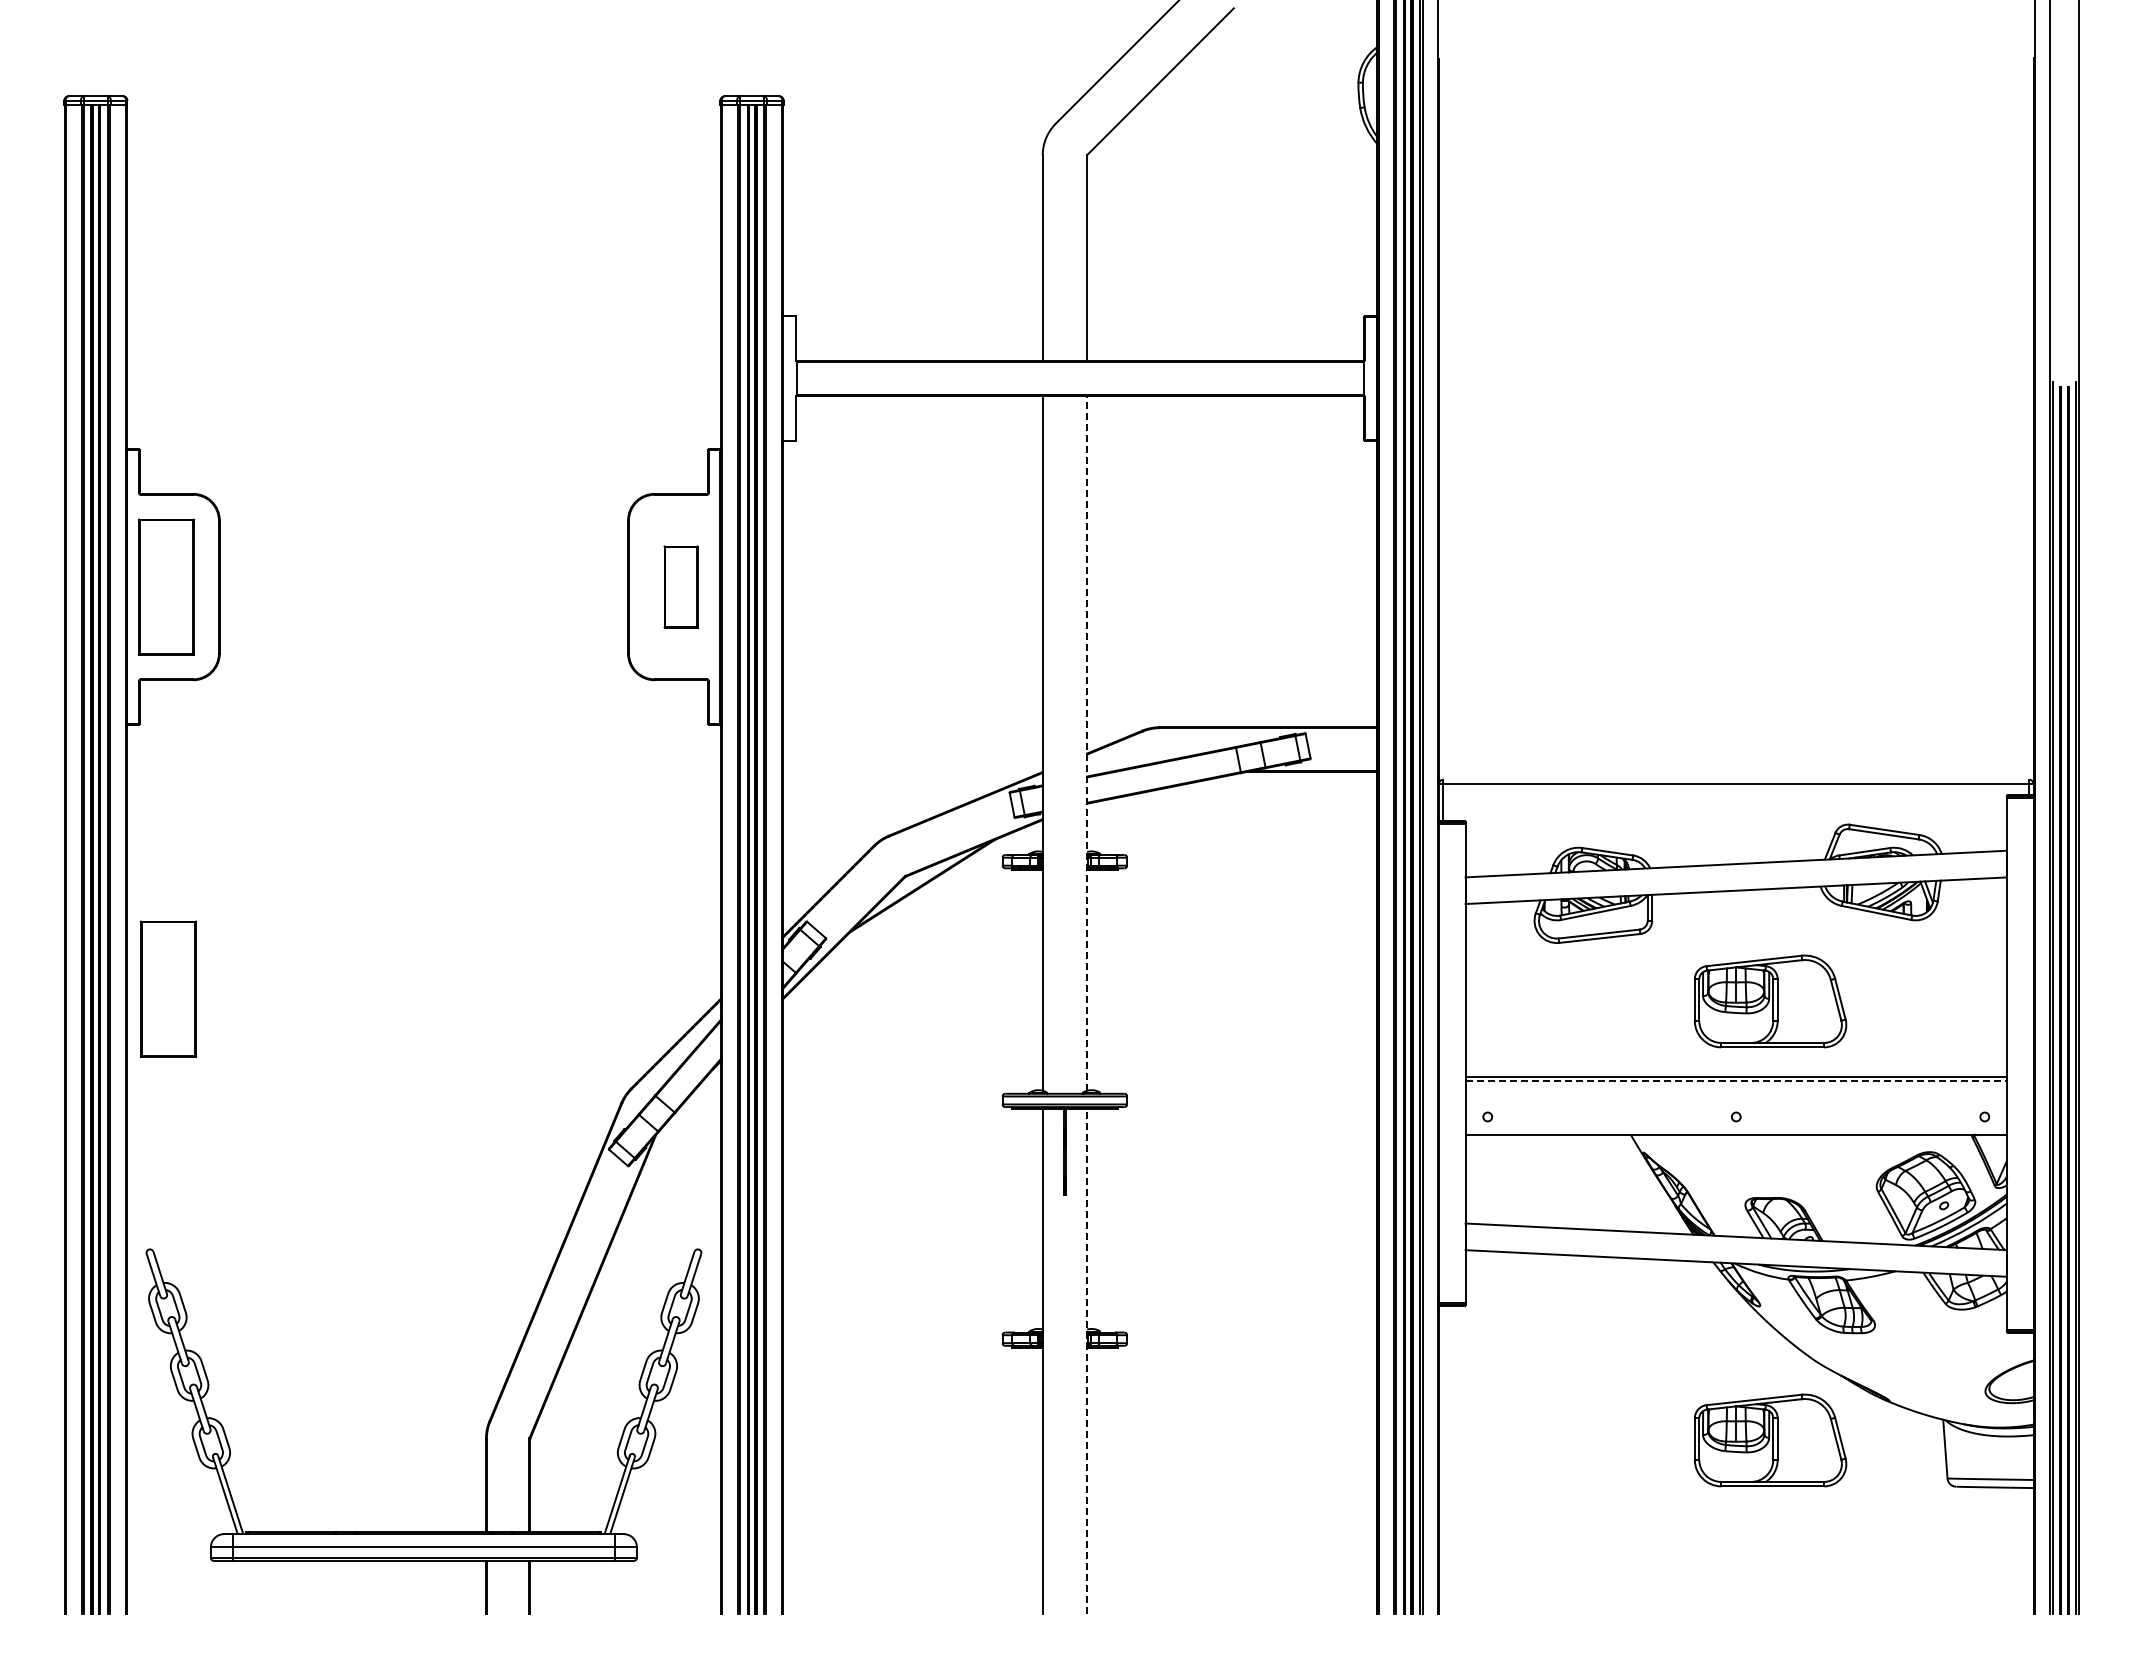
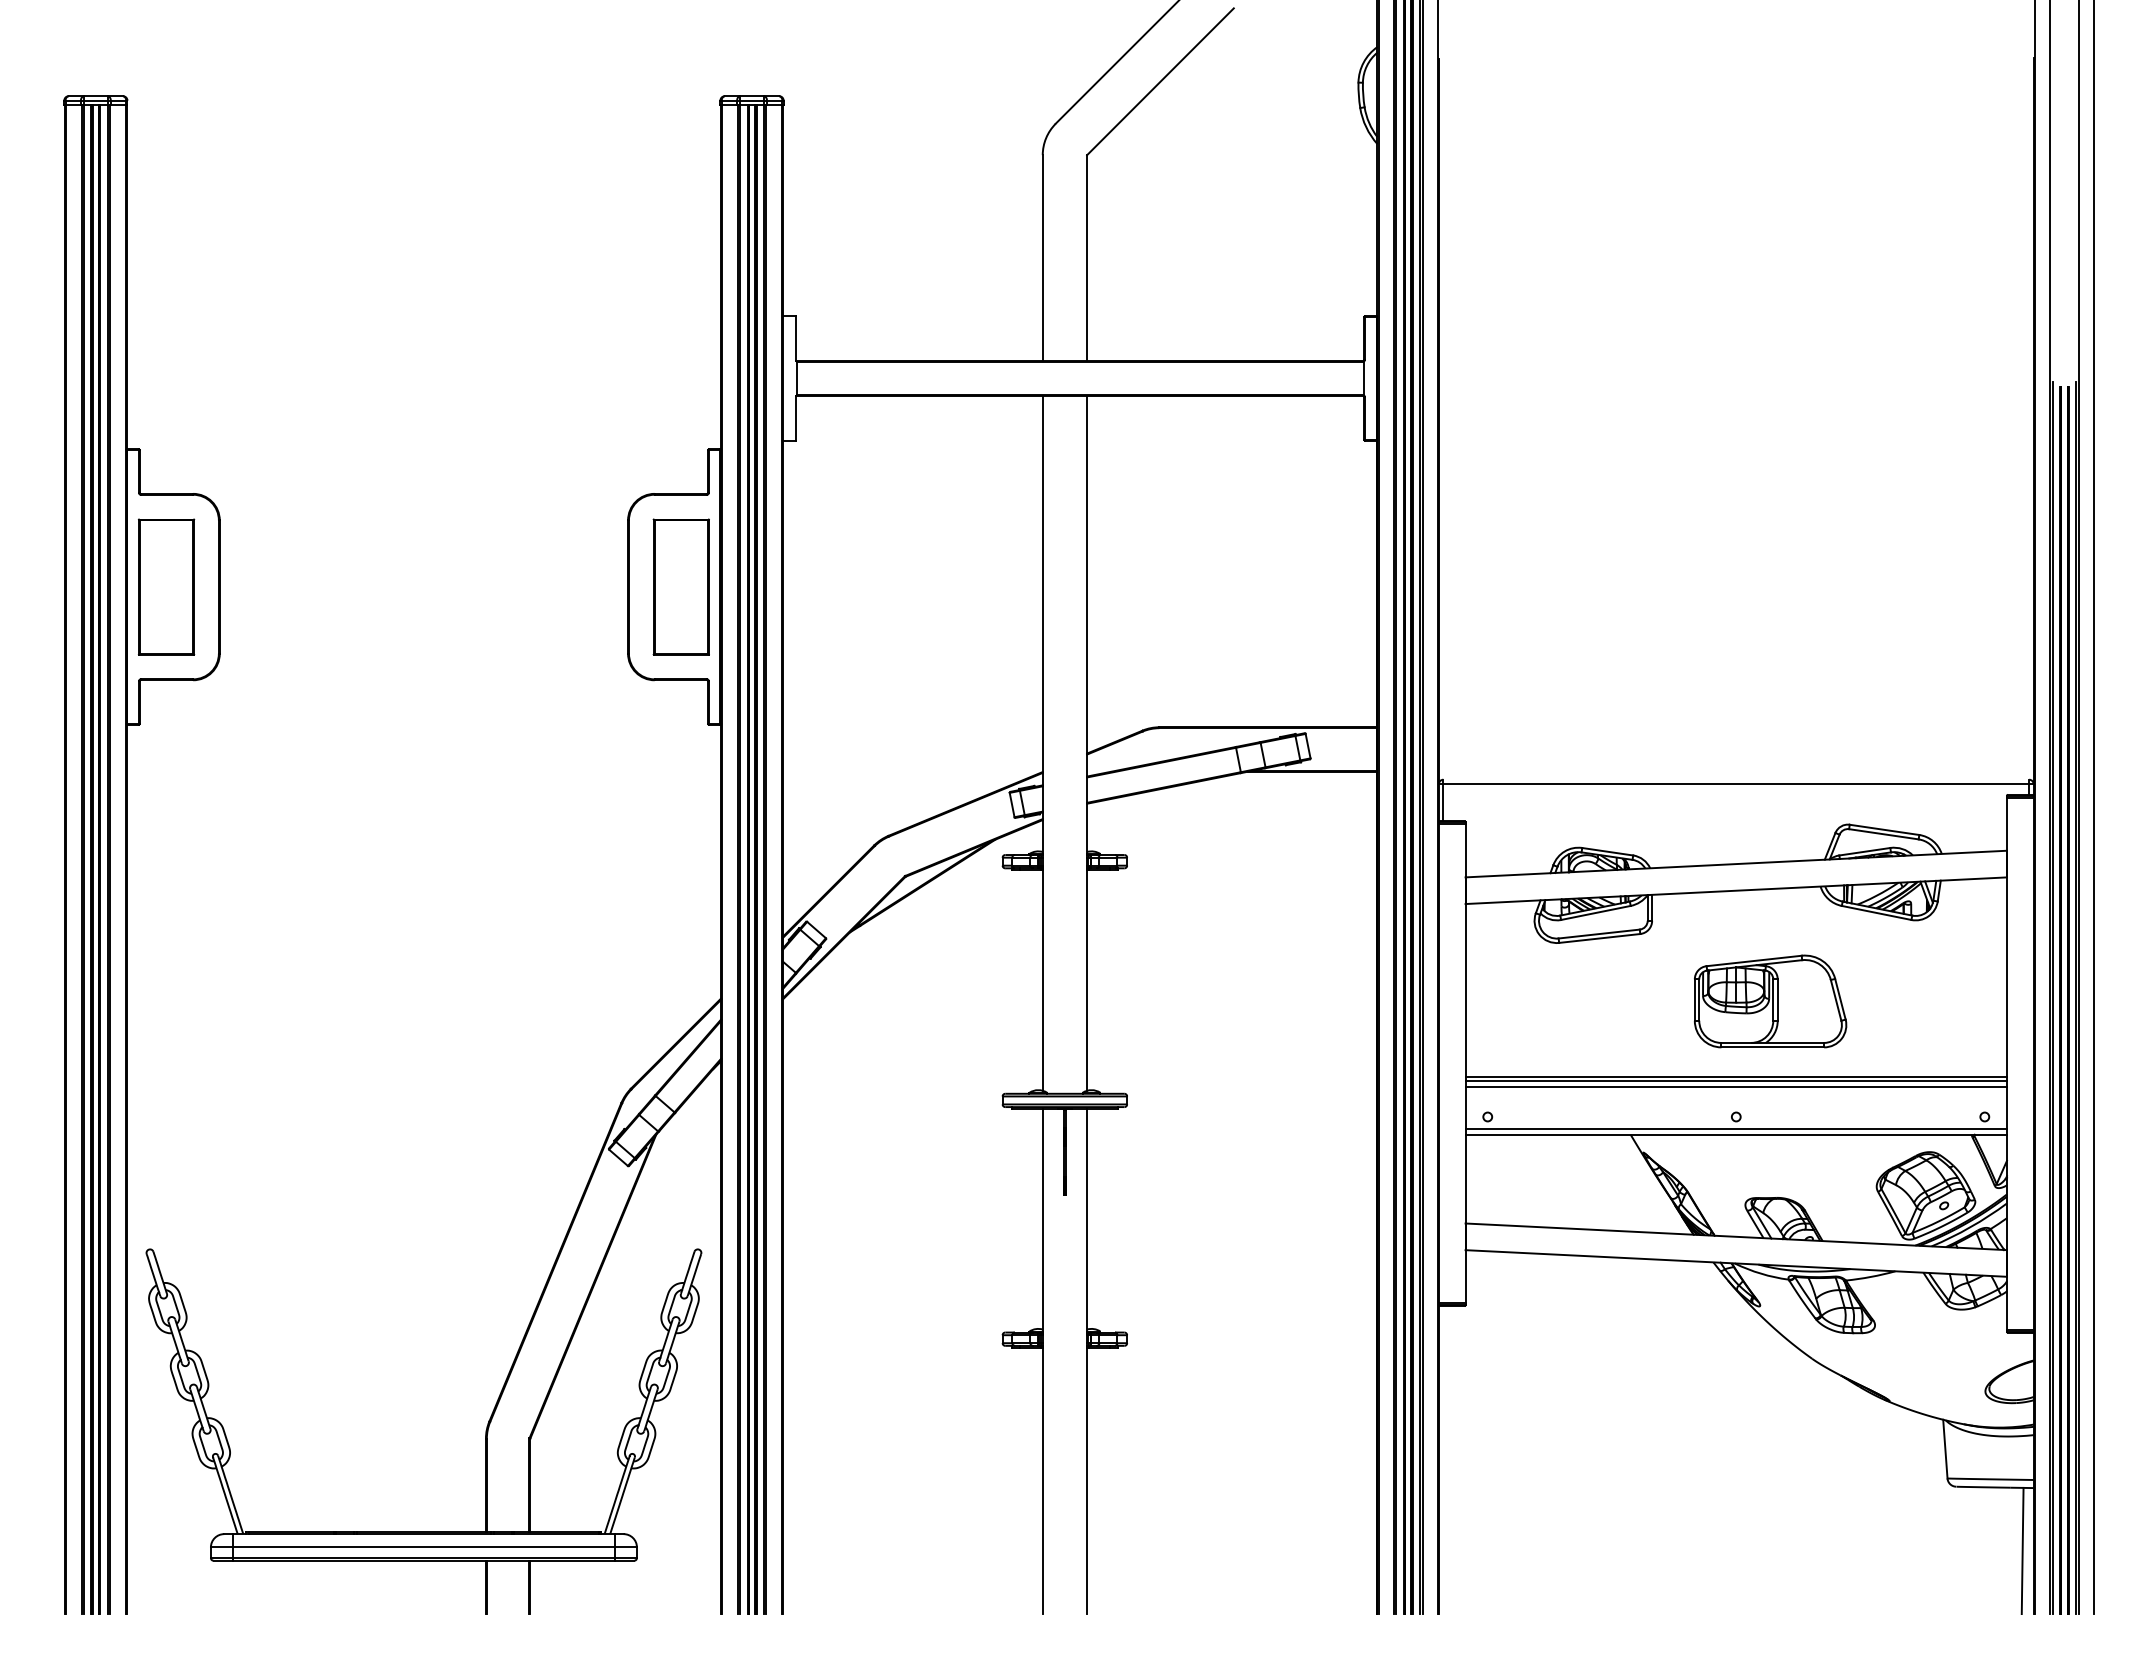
part size: 36x84 px -> 58x138 px (680, 586)
line: dashed -> solid (1087, 743)
line: none -> present (2094, 808)
part: present -> none (168, 988)
line: dashed -> solid (1736, 1081)
line: none -> present (1735, 1086)
line: none -> present (1735, 1129)
line: dashed -> solid (1087, 1361)
part: present -> none (1770, 1440)
line: none -> present (2022, 1550)
